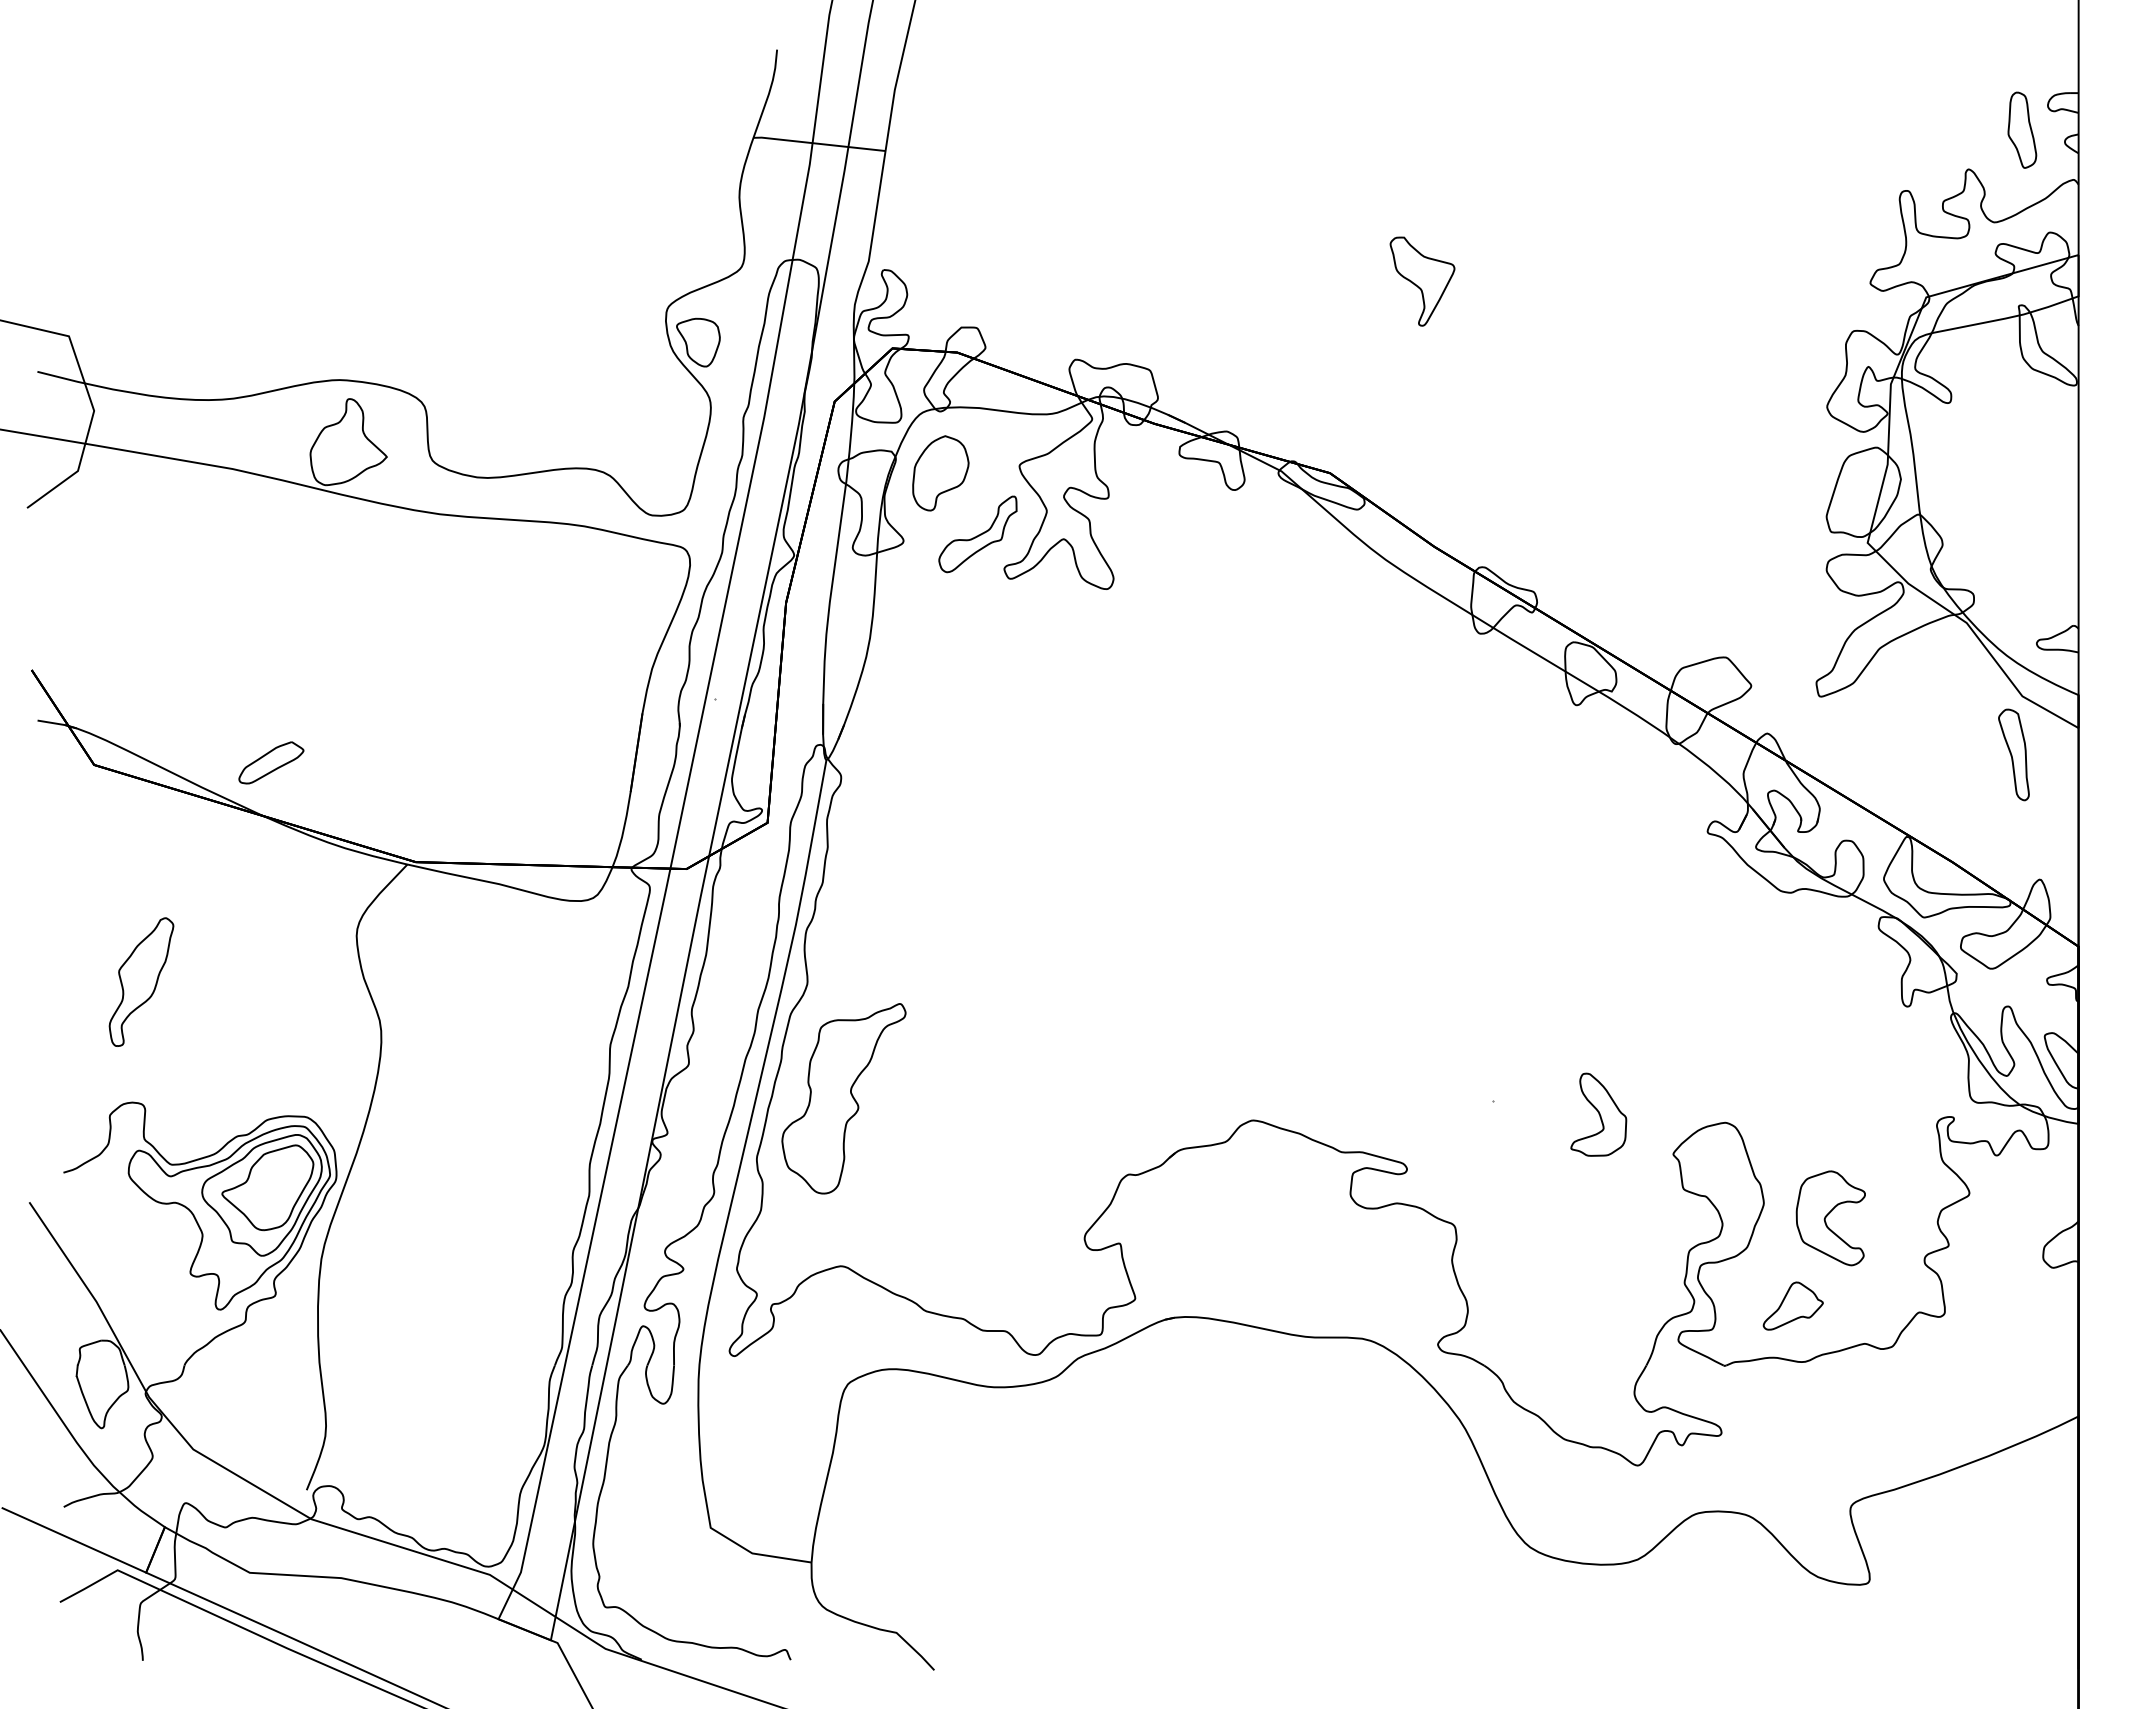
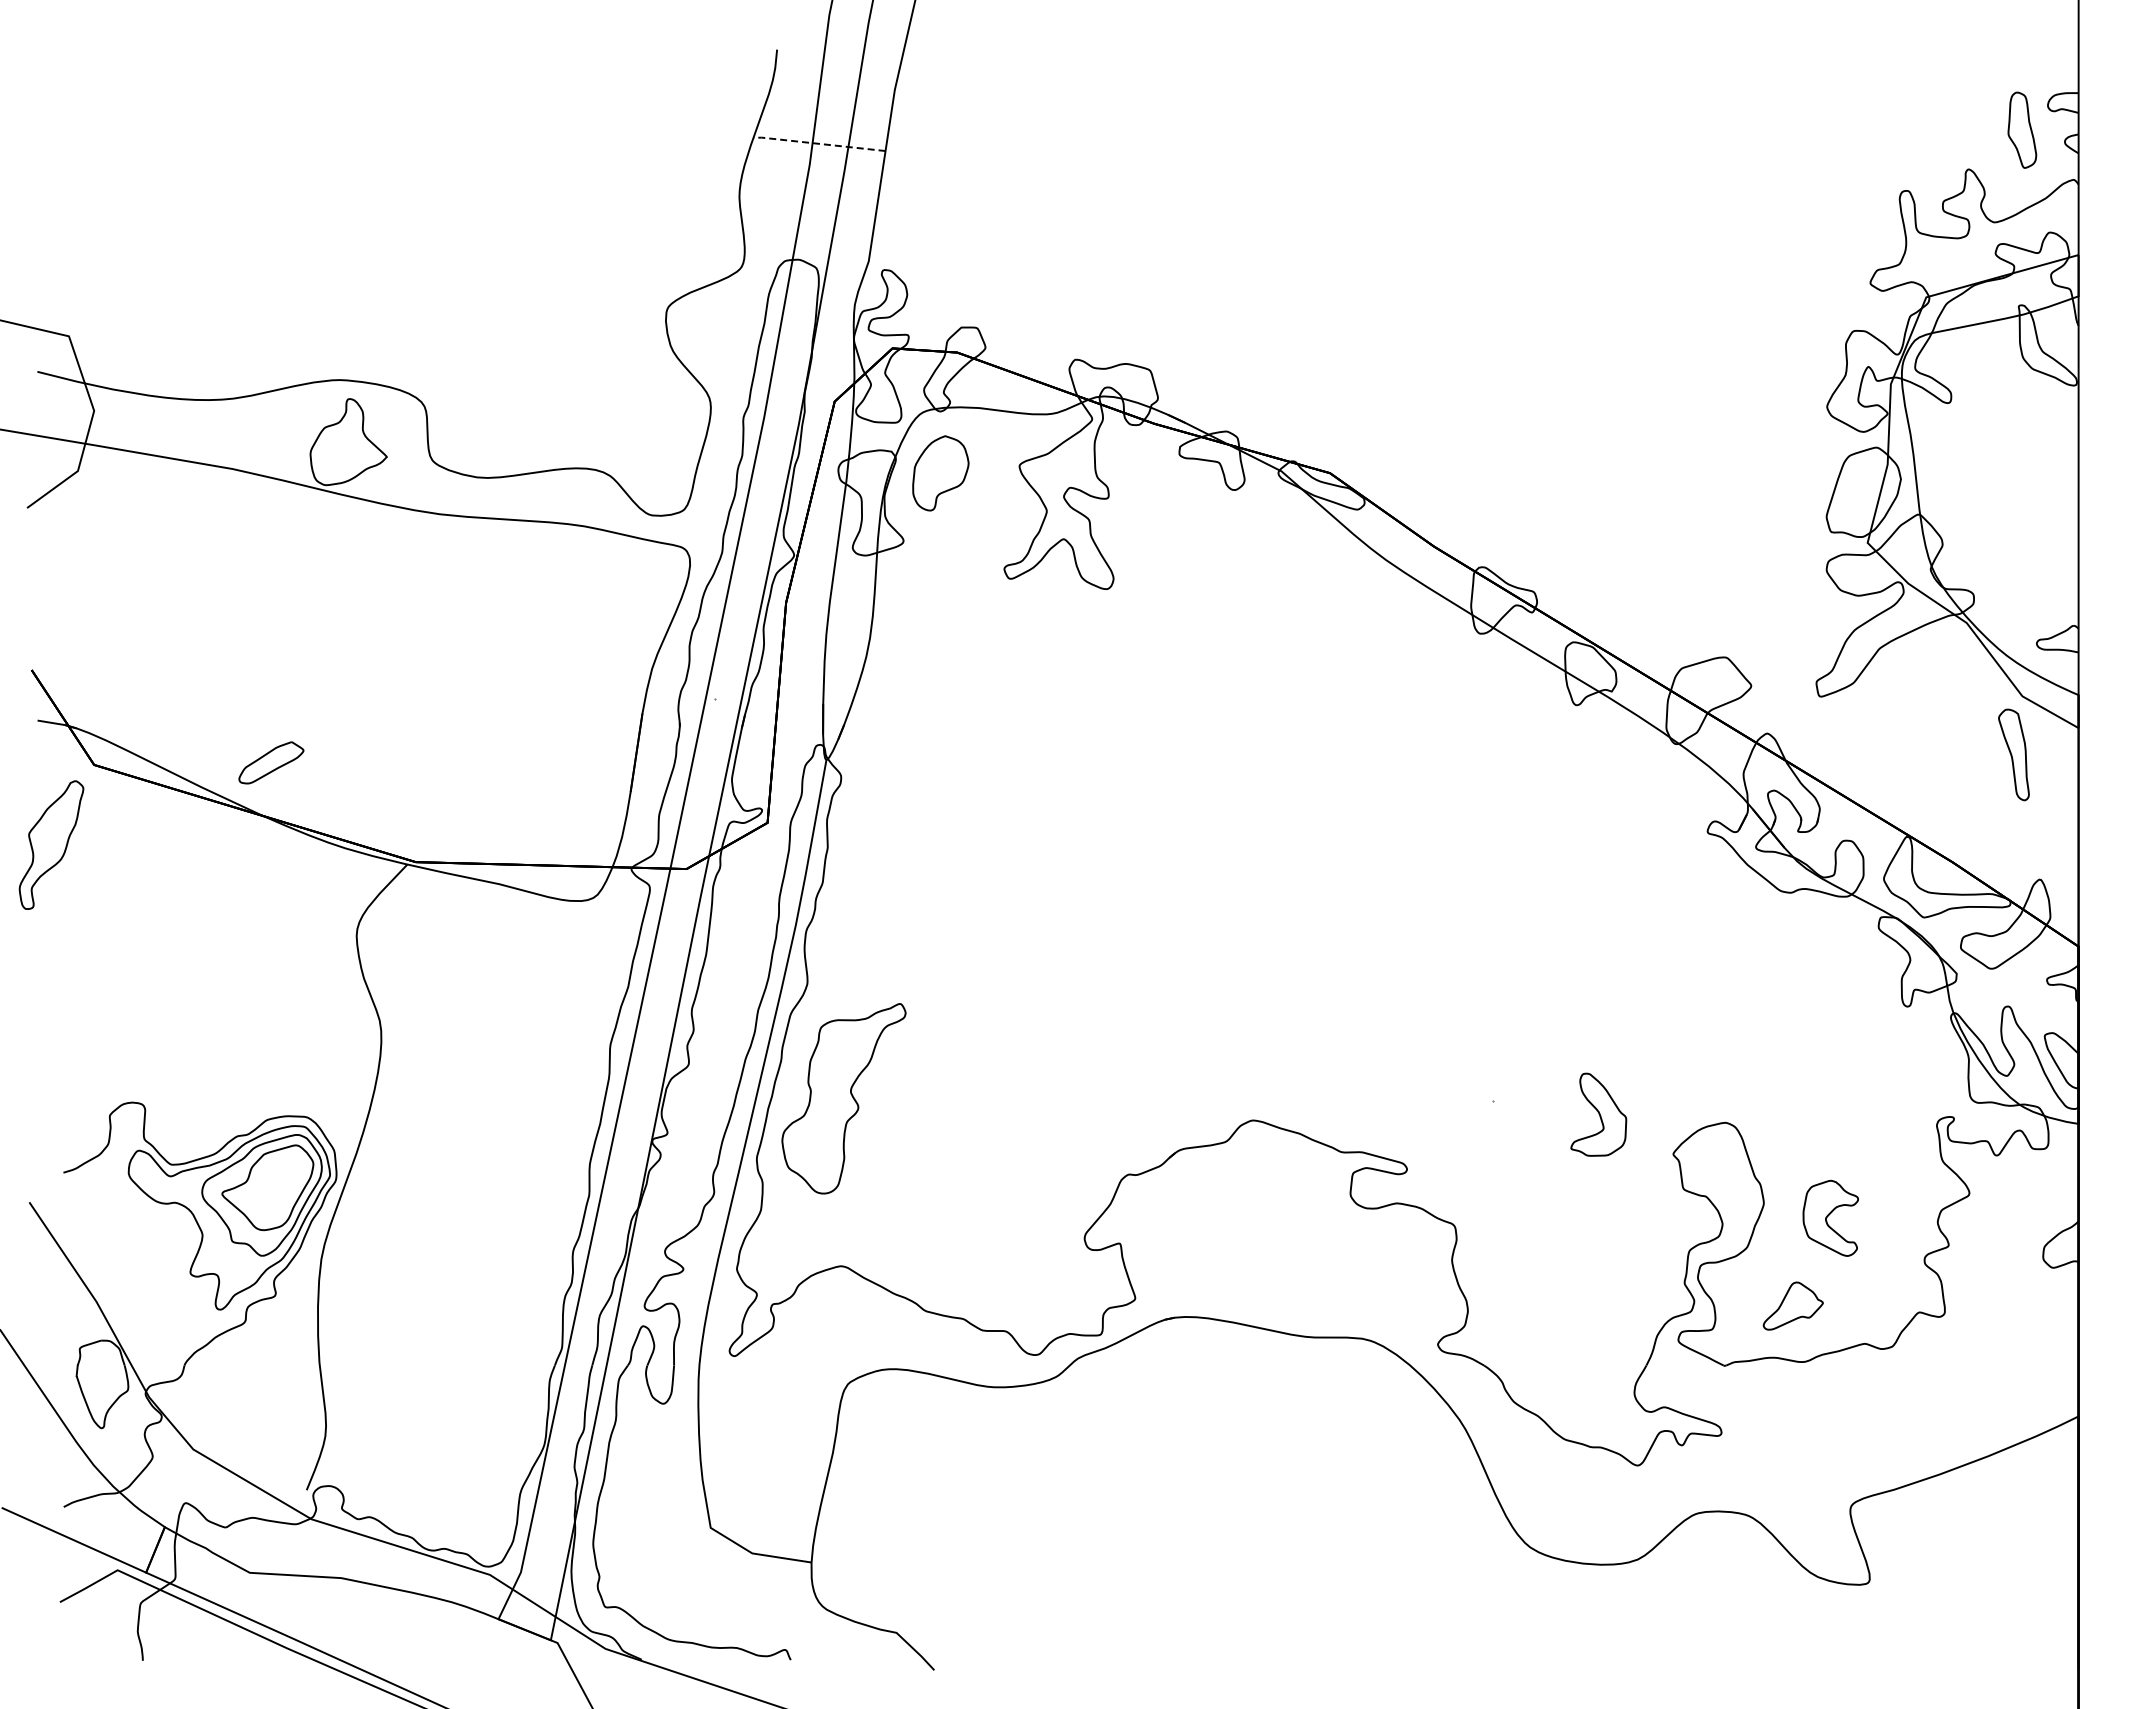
line: solid -> dashed (818, 143)
part: present -> none (1422, 281)
part: present -> none (698, 342)
part: present -> none (977, 534)
part position: (141, 981) -> (51, 844) (51, 844)
part size: 71x97 px -> 57x78 px (1830, 1217)
